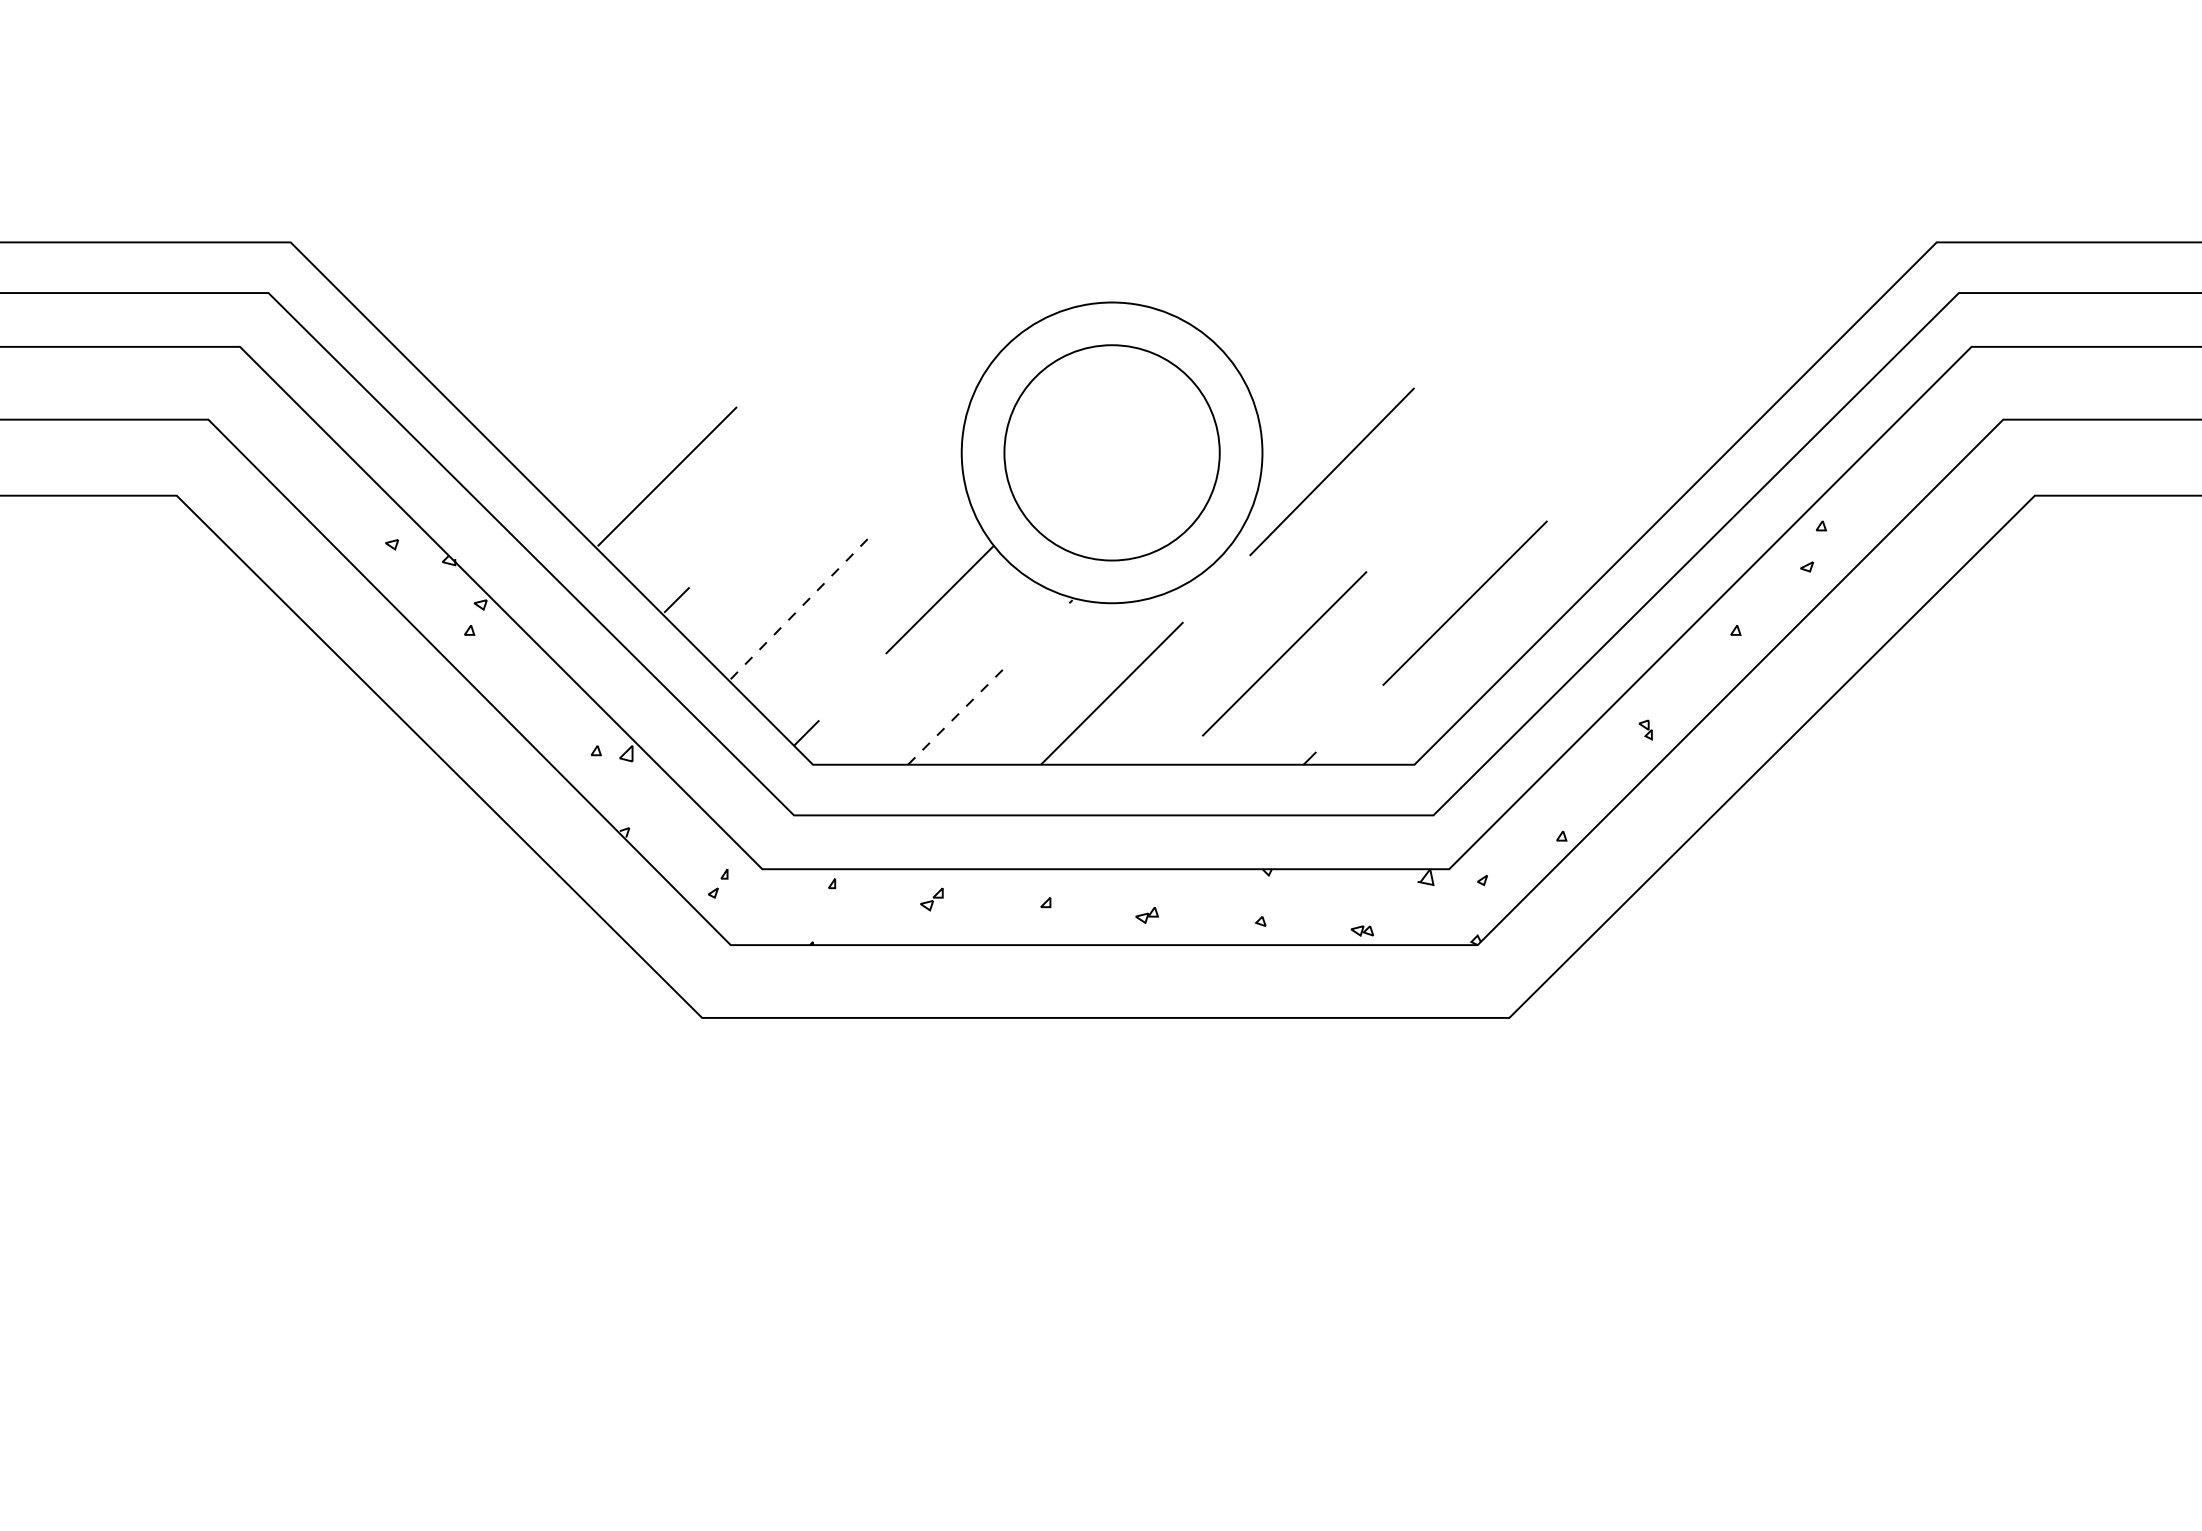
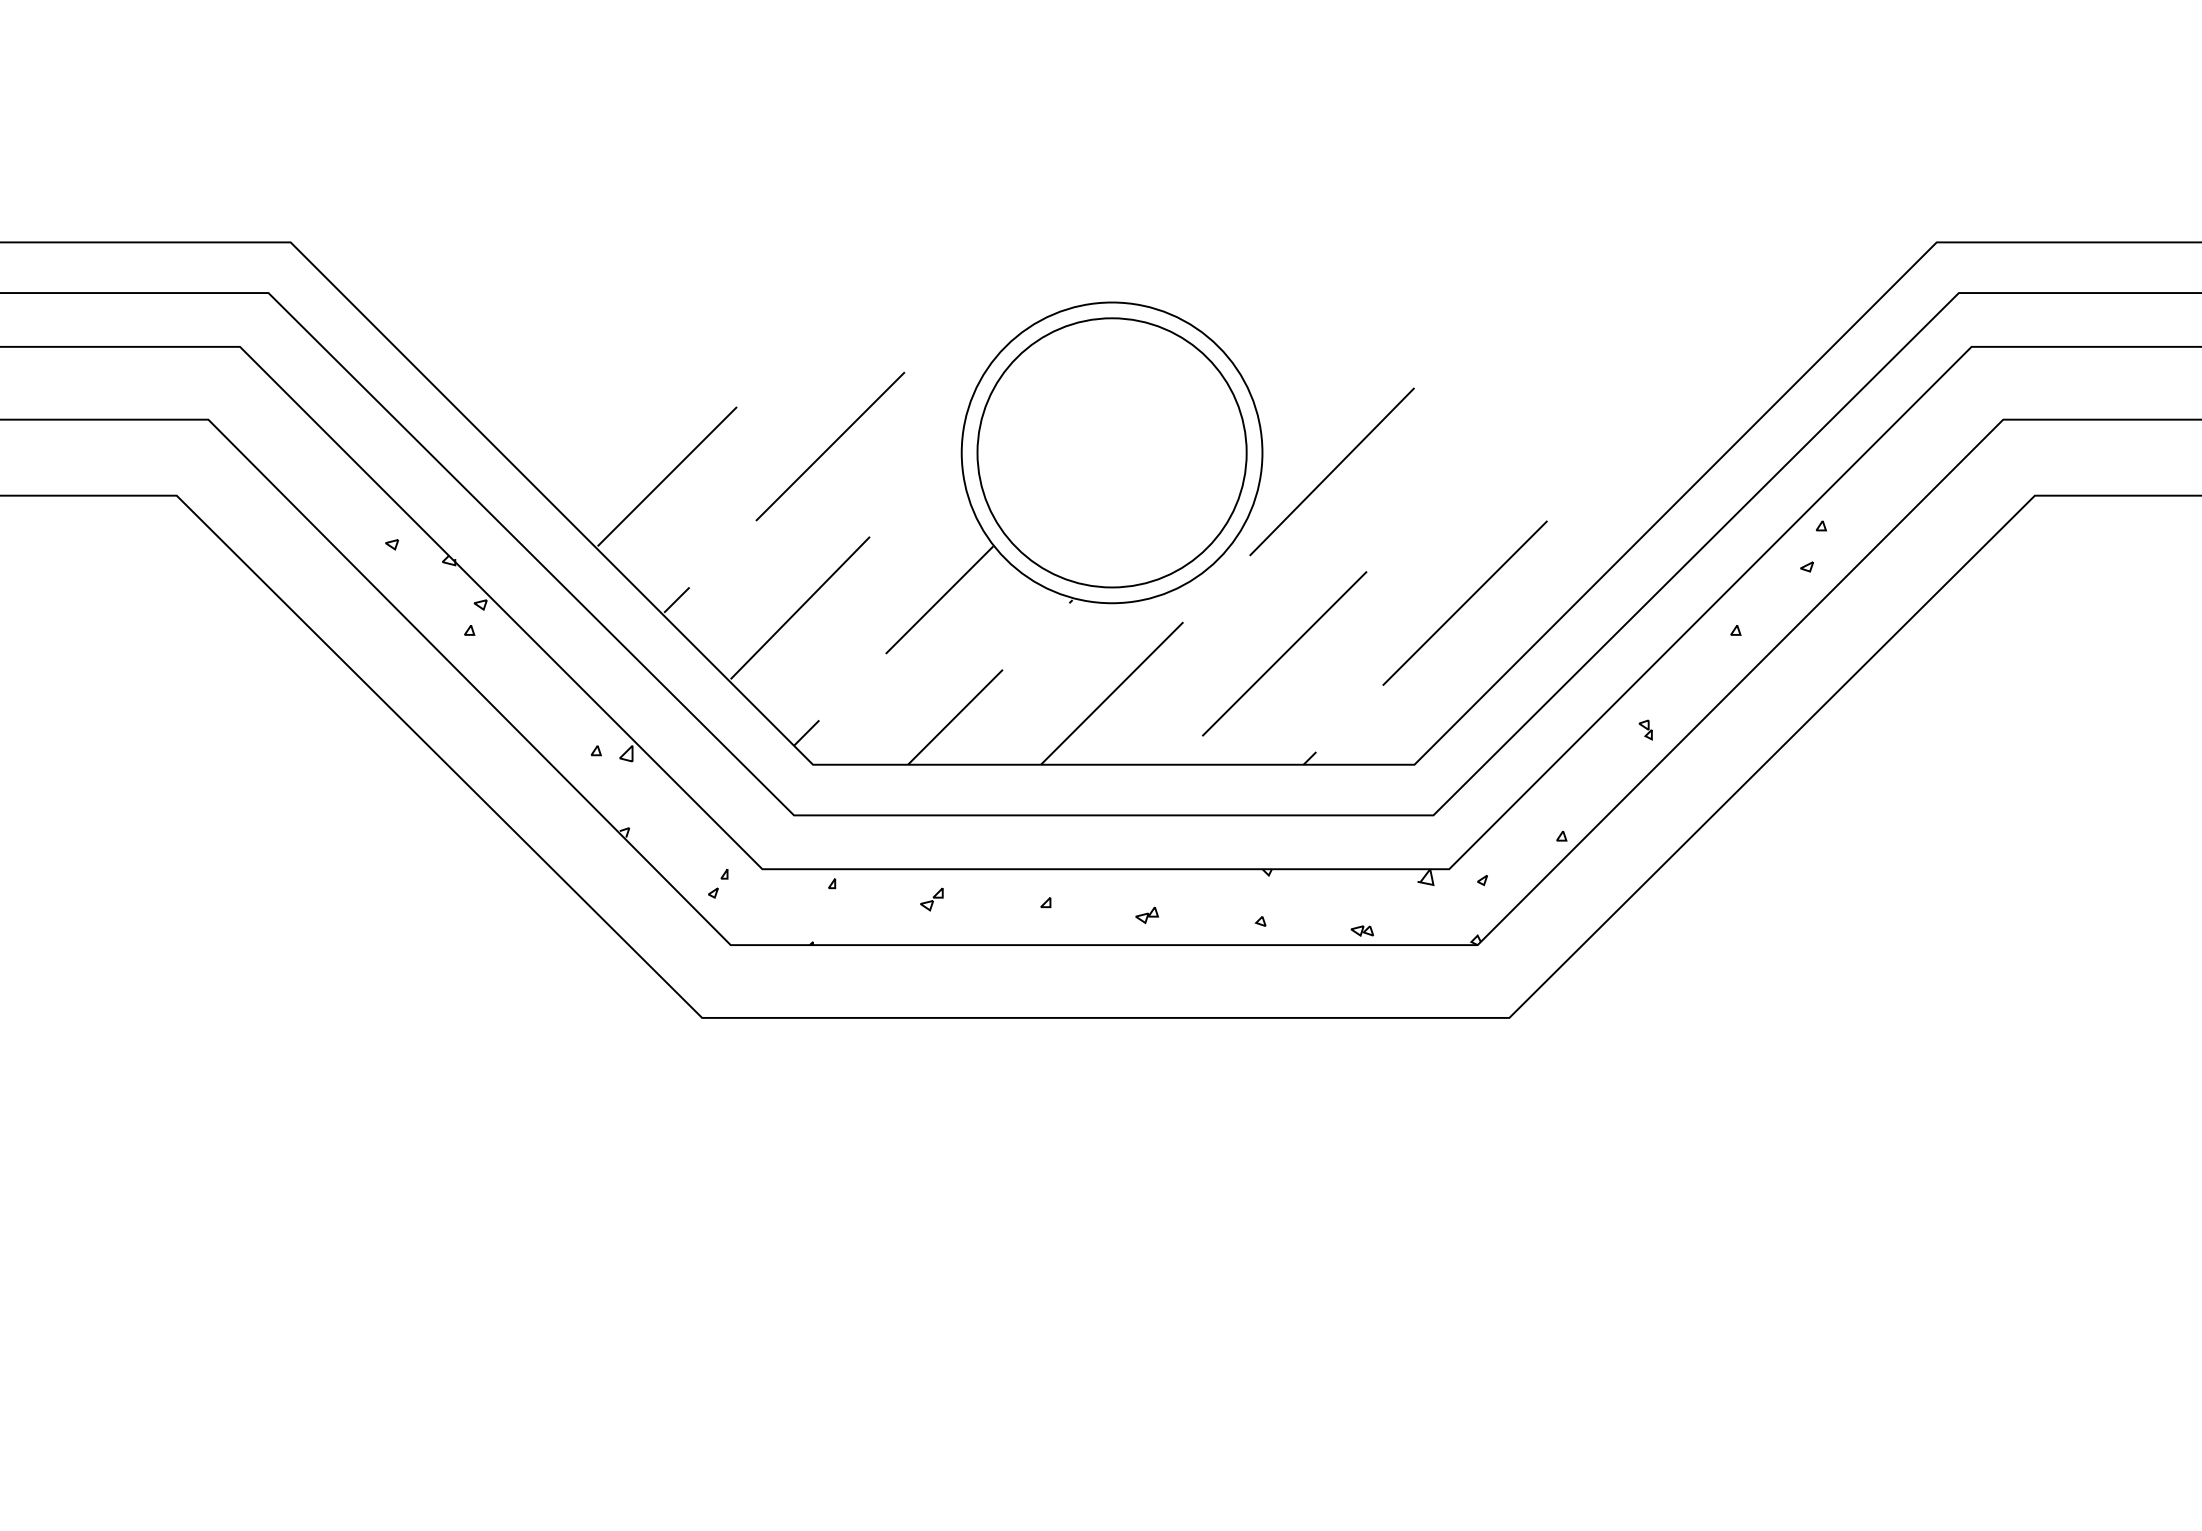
line: none -> present (830, 446)
circle diameter: 215 px -> 269 px (1111, 452)
line: dashed -> solid (800, 608)
line: dashed -> solid (955, 716)
